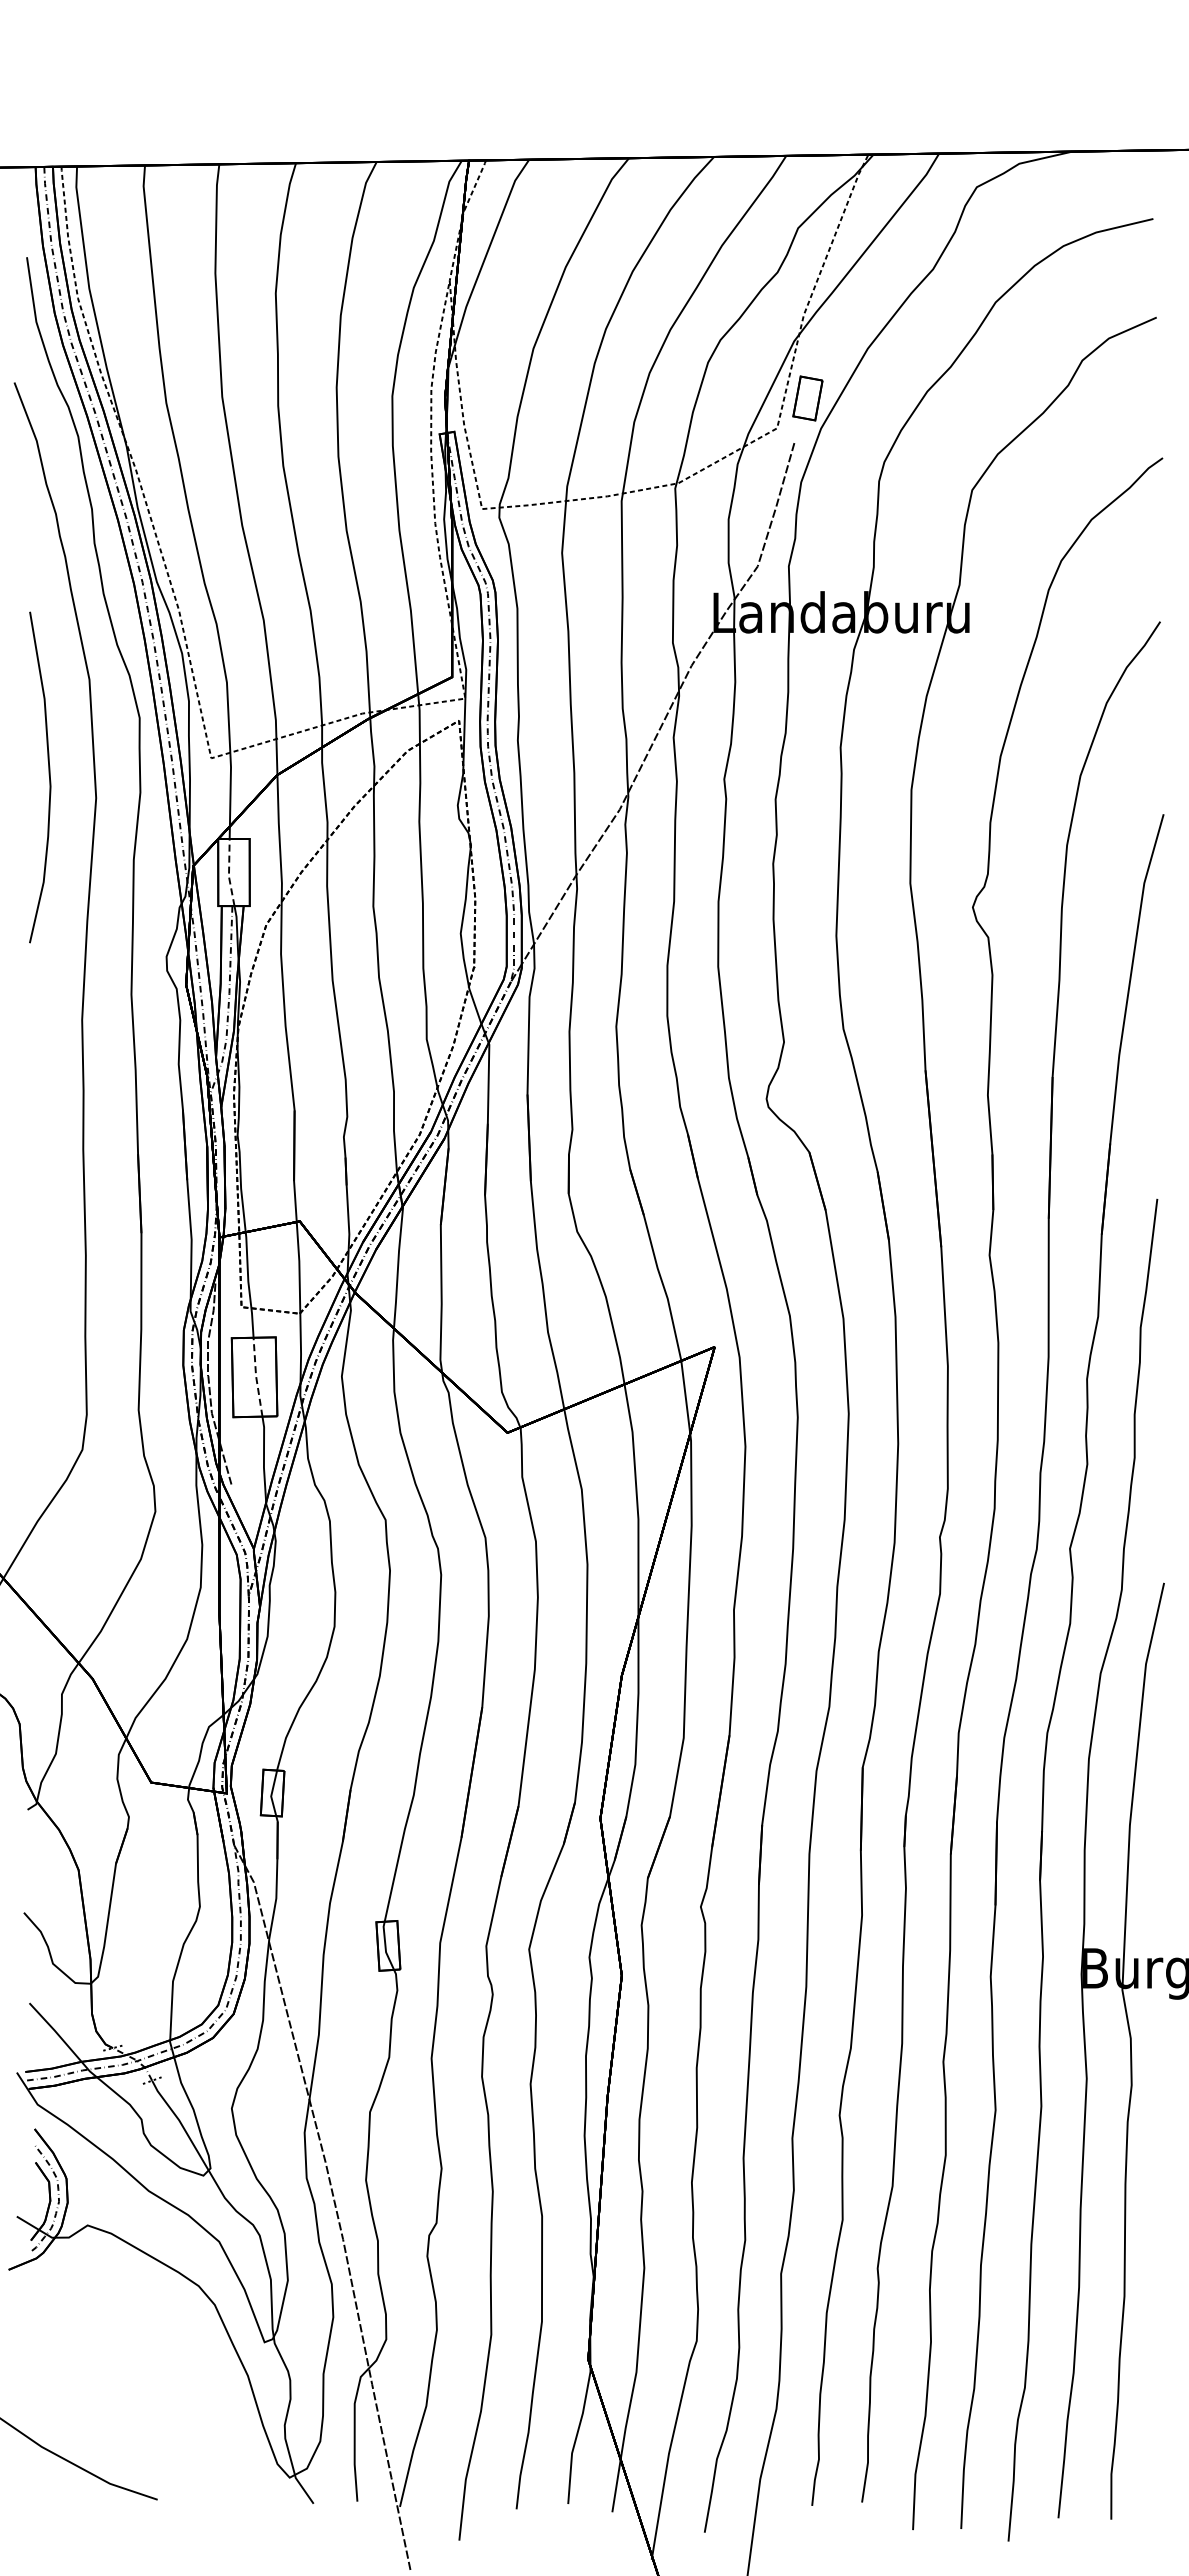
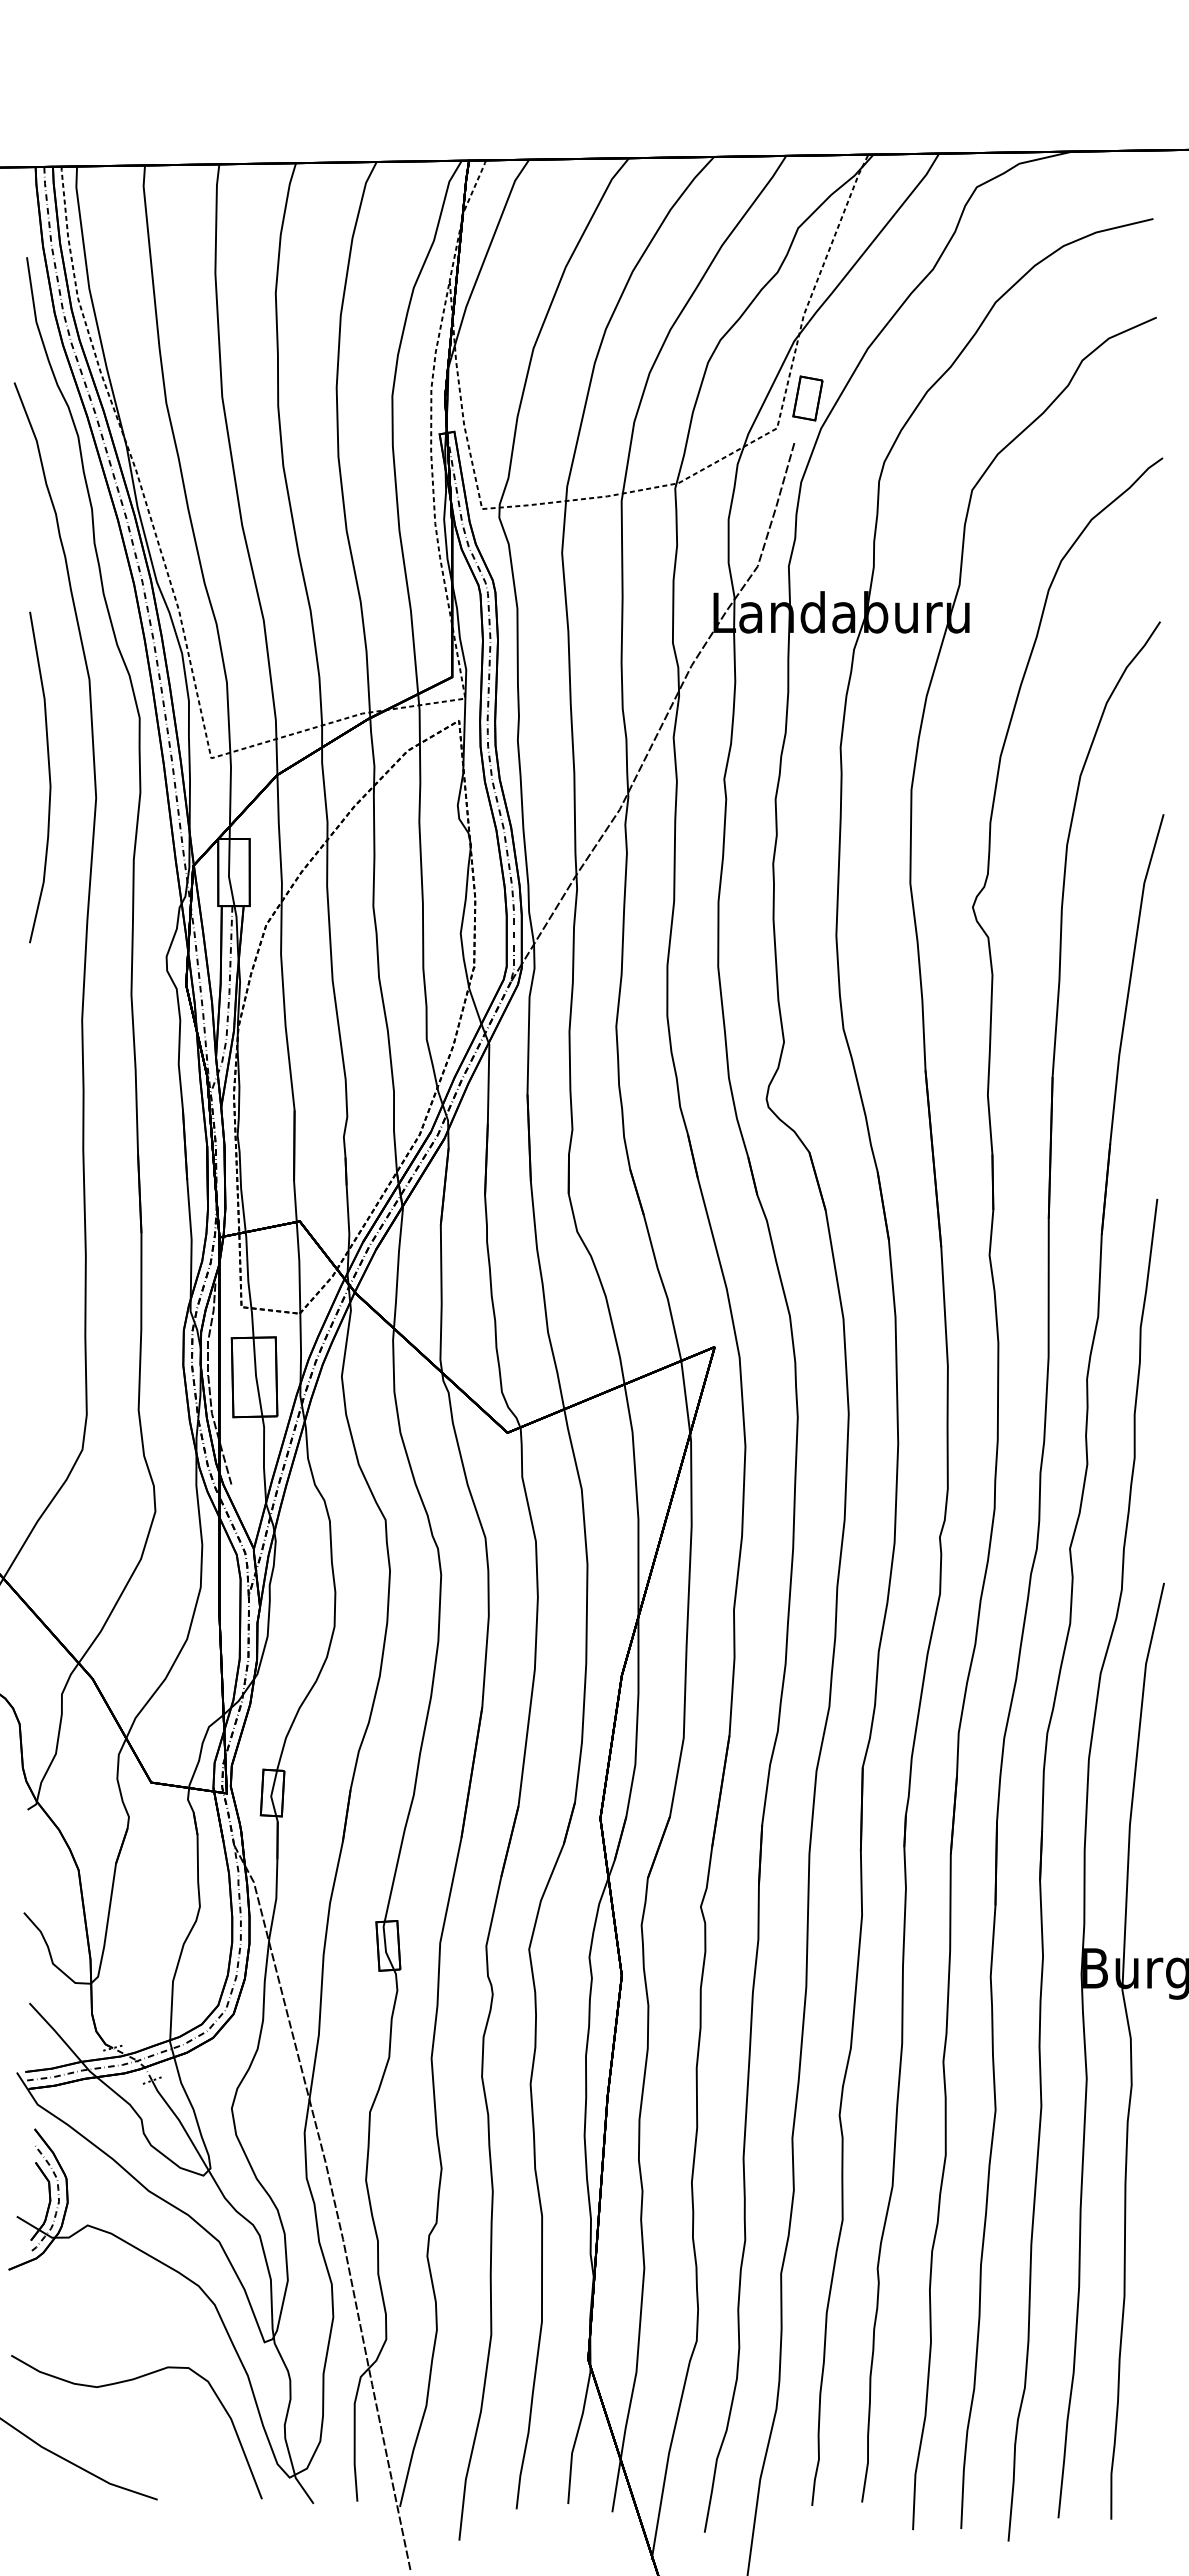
line: dashed -> solid (229, 872)
line: dashed -> solid (256, 1376)
curve: none -> present (125, 2382)
